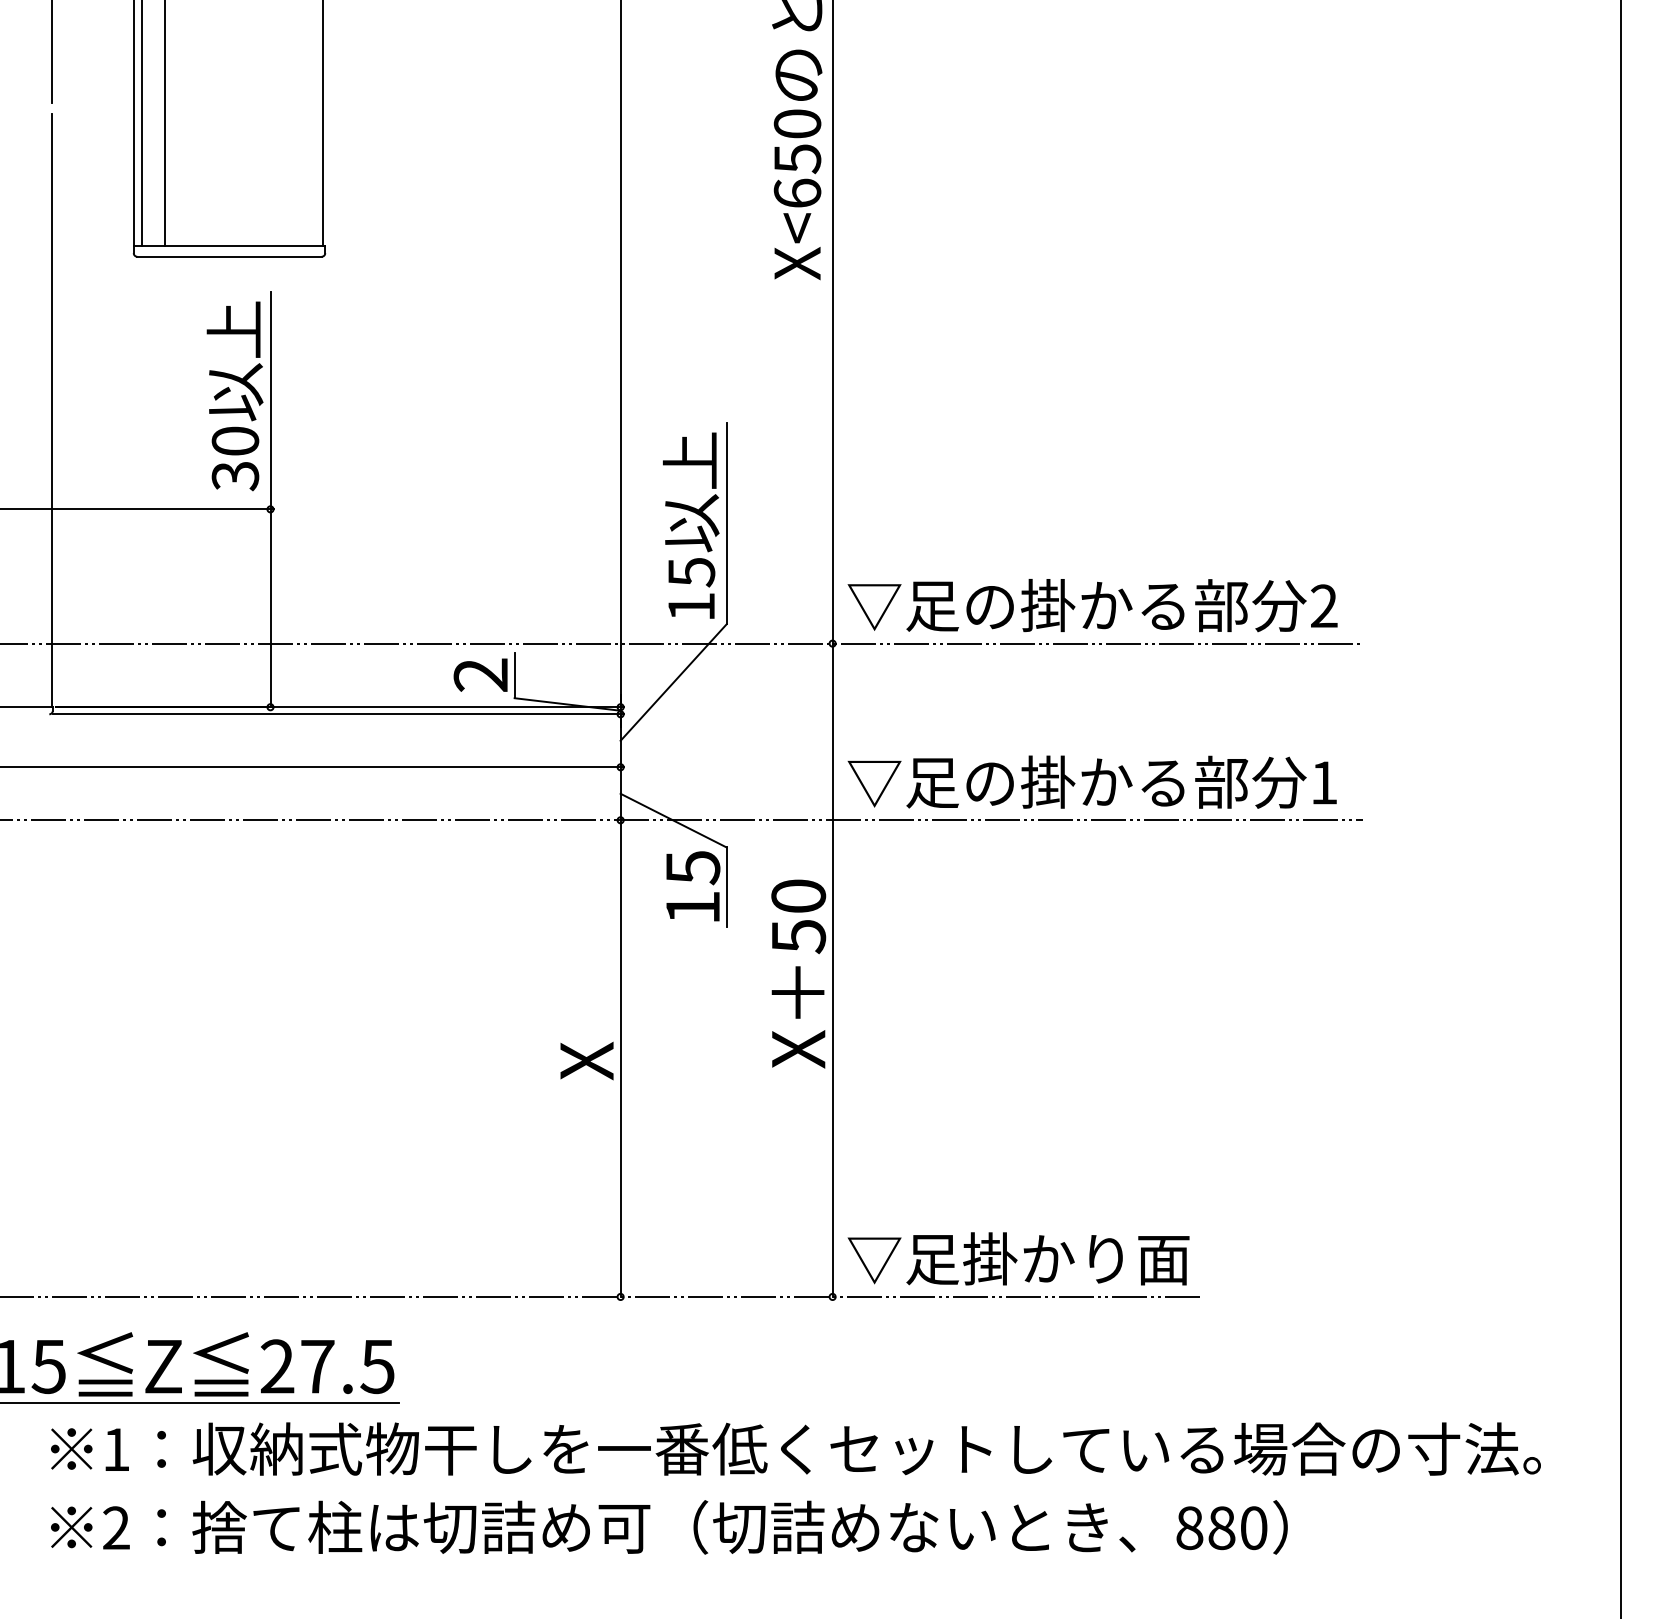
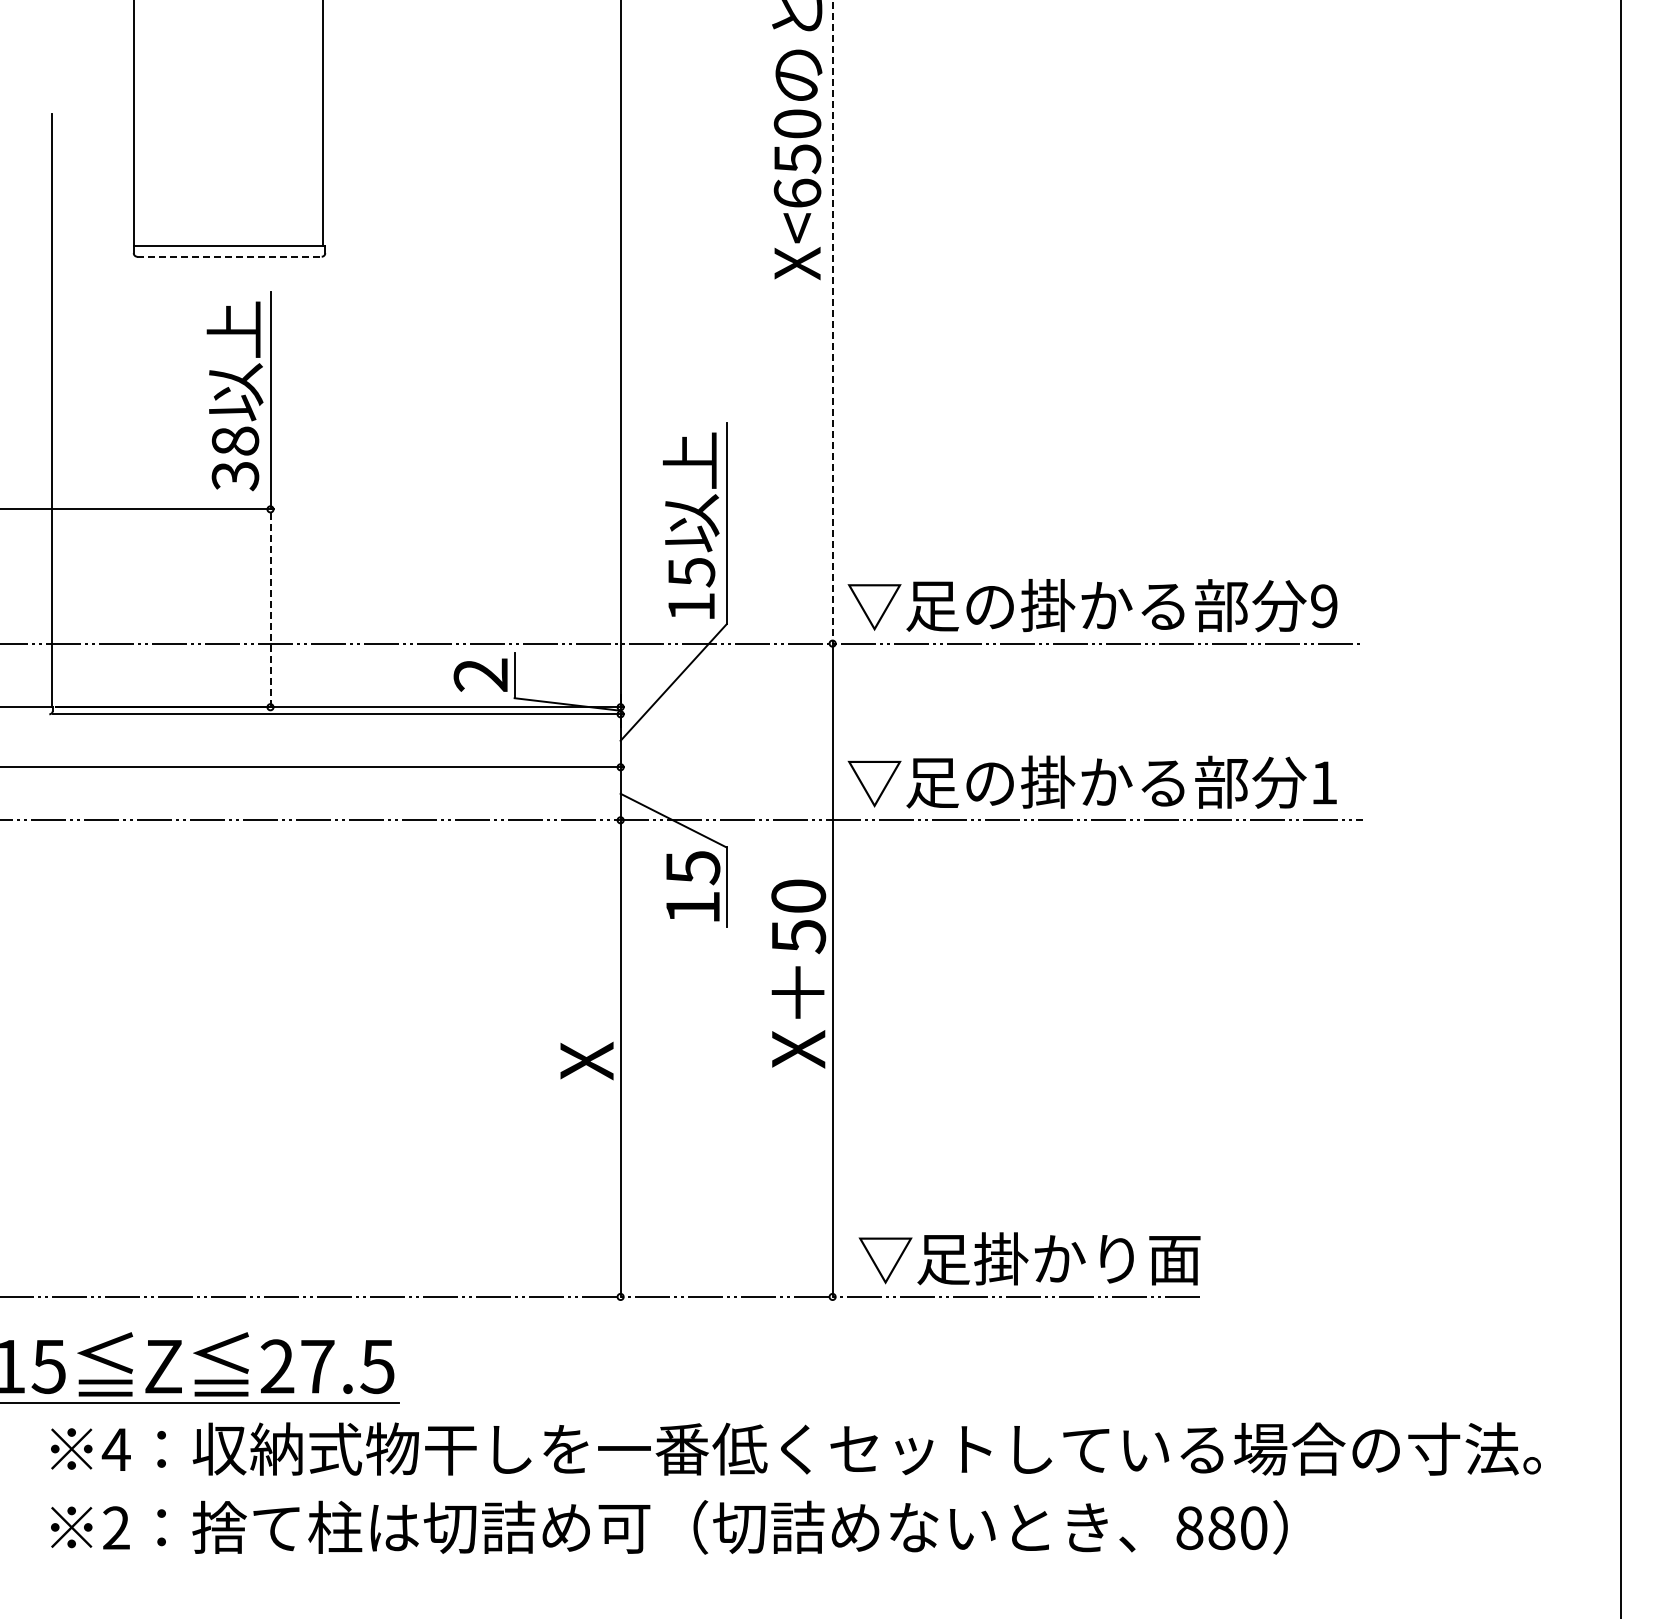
line: present -> none (52, 52)
line: present -> none (141, 124)
line: present -> none (164, 124)
line: solid -> dashed (230, 256)
line: solid -> dashed (832, 322)
text: 30 -> 38 (234, 440)
text: 2 -> 9 (1324, 606)
line: solid -> dashed (270, 608)
text position: (1018, 1258) -> (1029, 1258) (1029, 1258)
text: 1 -> 4 (115, 1449)
